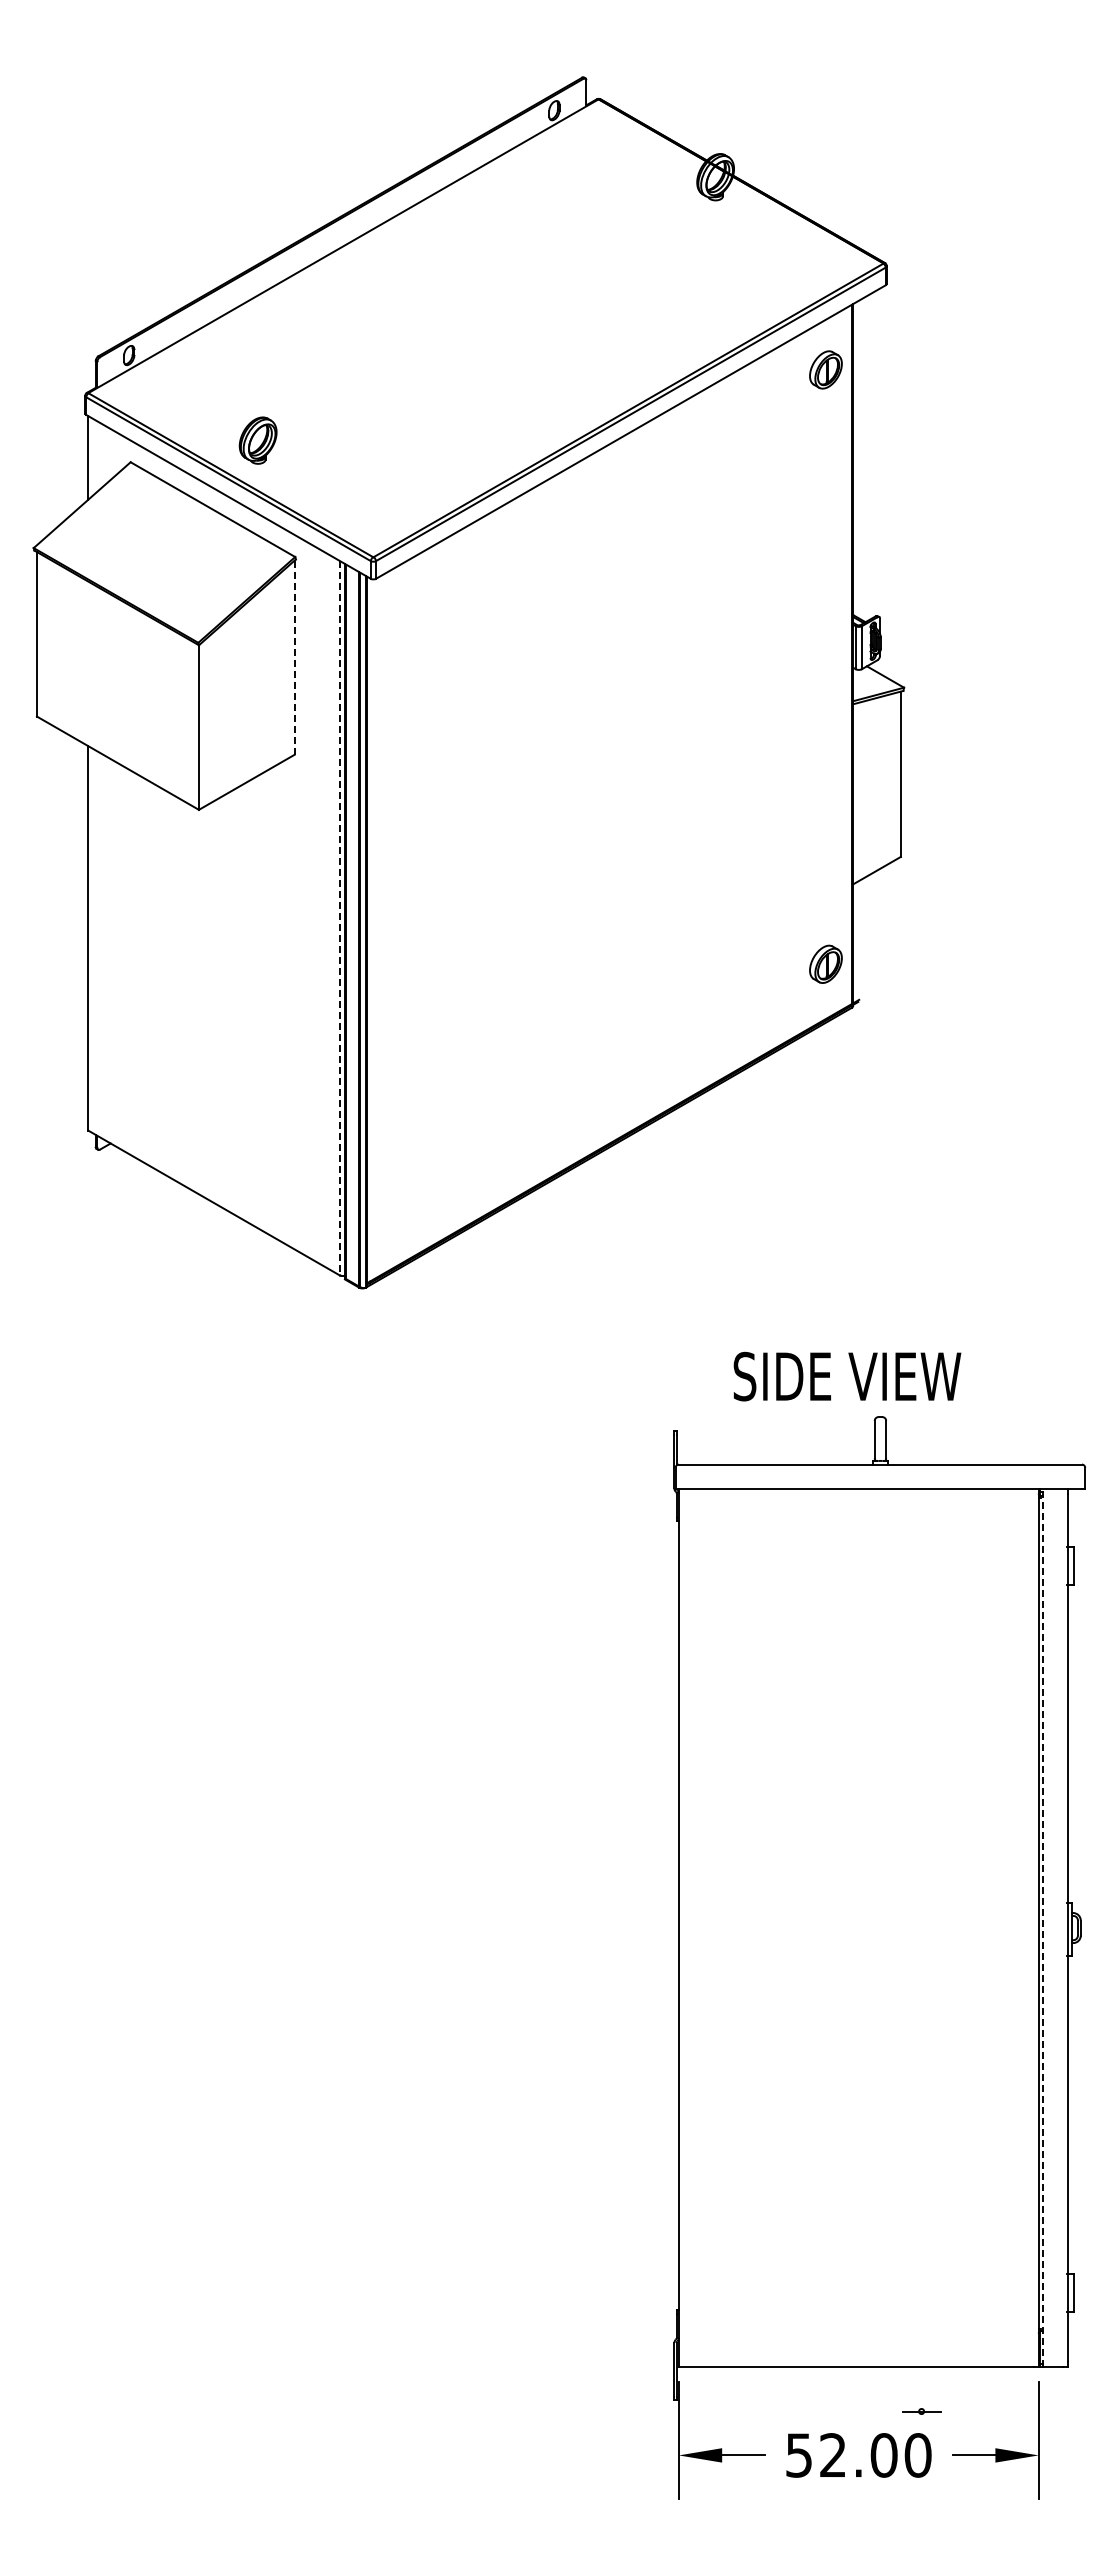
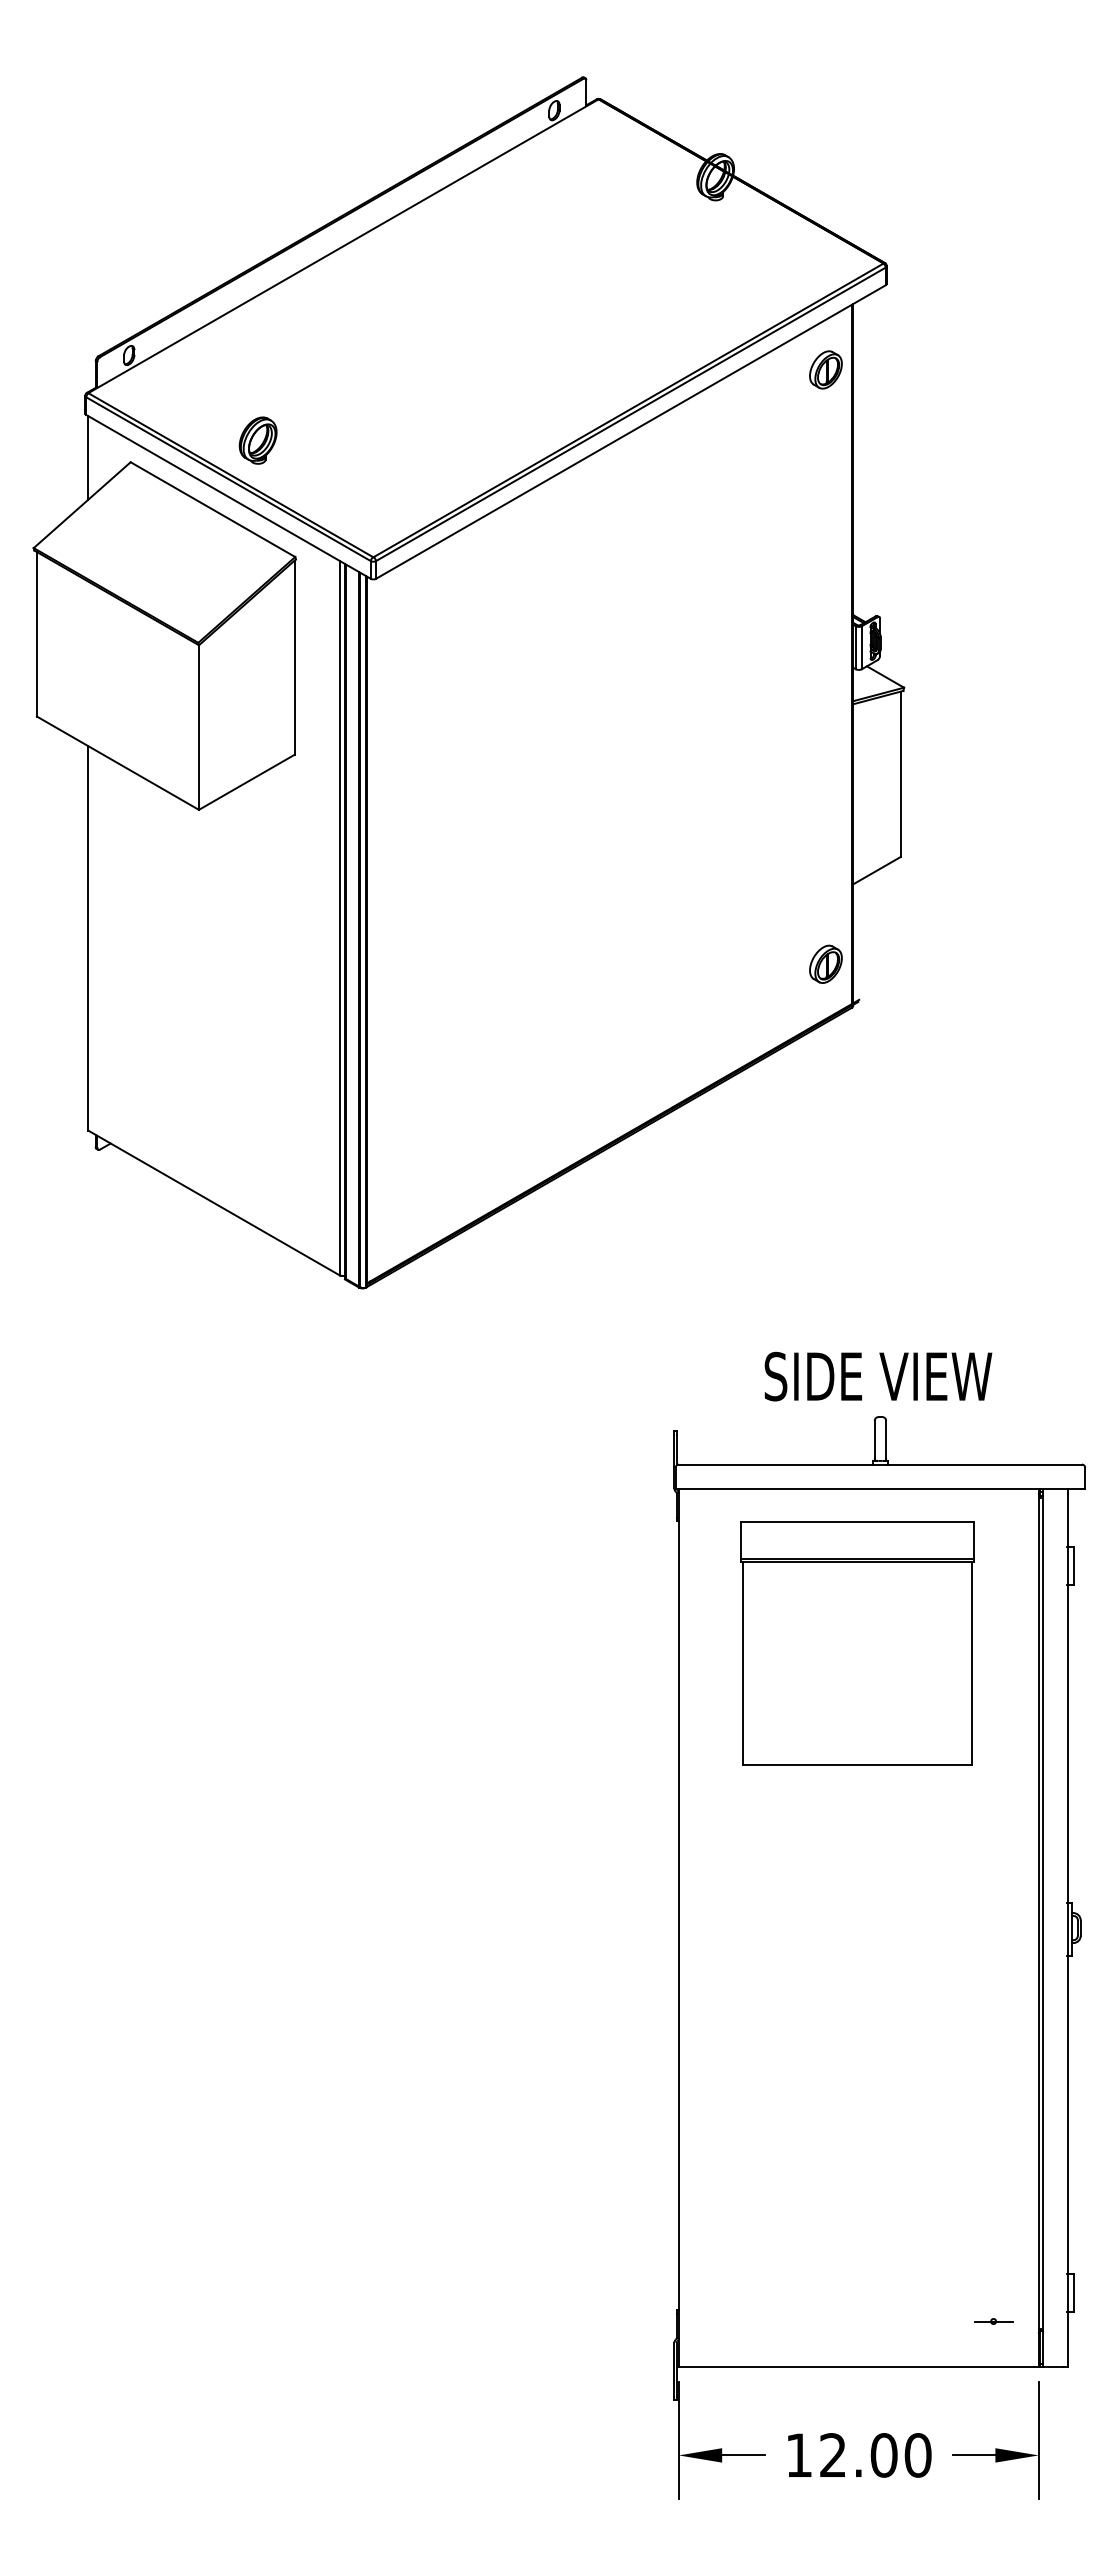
line: dashed -> solid (294, 657)
line: dashed -> solid (339, 918)
text position: (847, 1376) -> (878, 1376) (878, 1376)
part: none -> present (857, 1643)
line: dashed -> solid (1043, 1928)
part position: (921, 2411) -> (993, 2321) (993, 2321)
text: 52.00 -> 12.00 (798, 2455)
